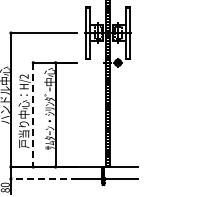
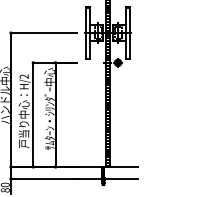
line: dashed -> solid (33, 115)
line: dashed -> solid (43, 178)
